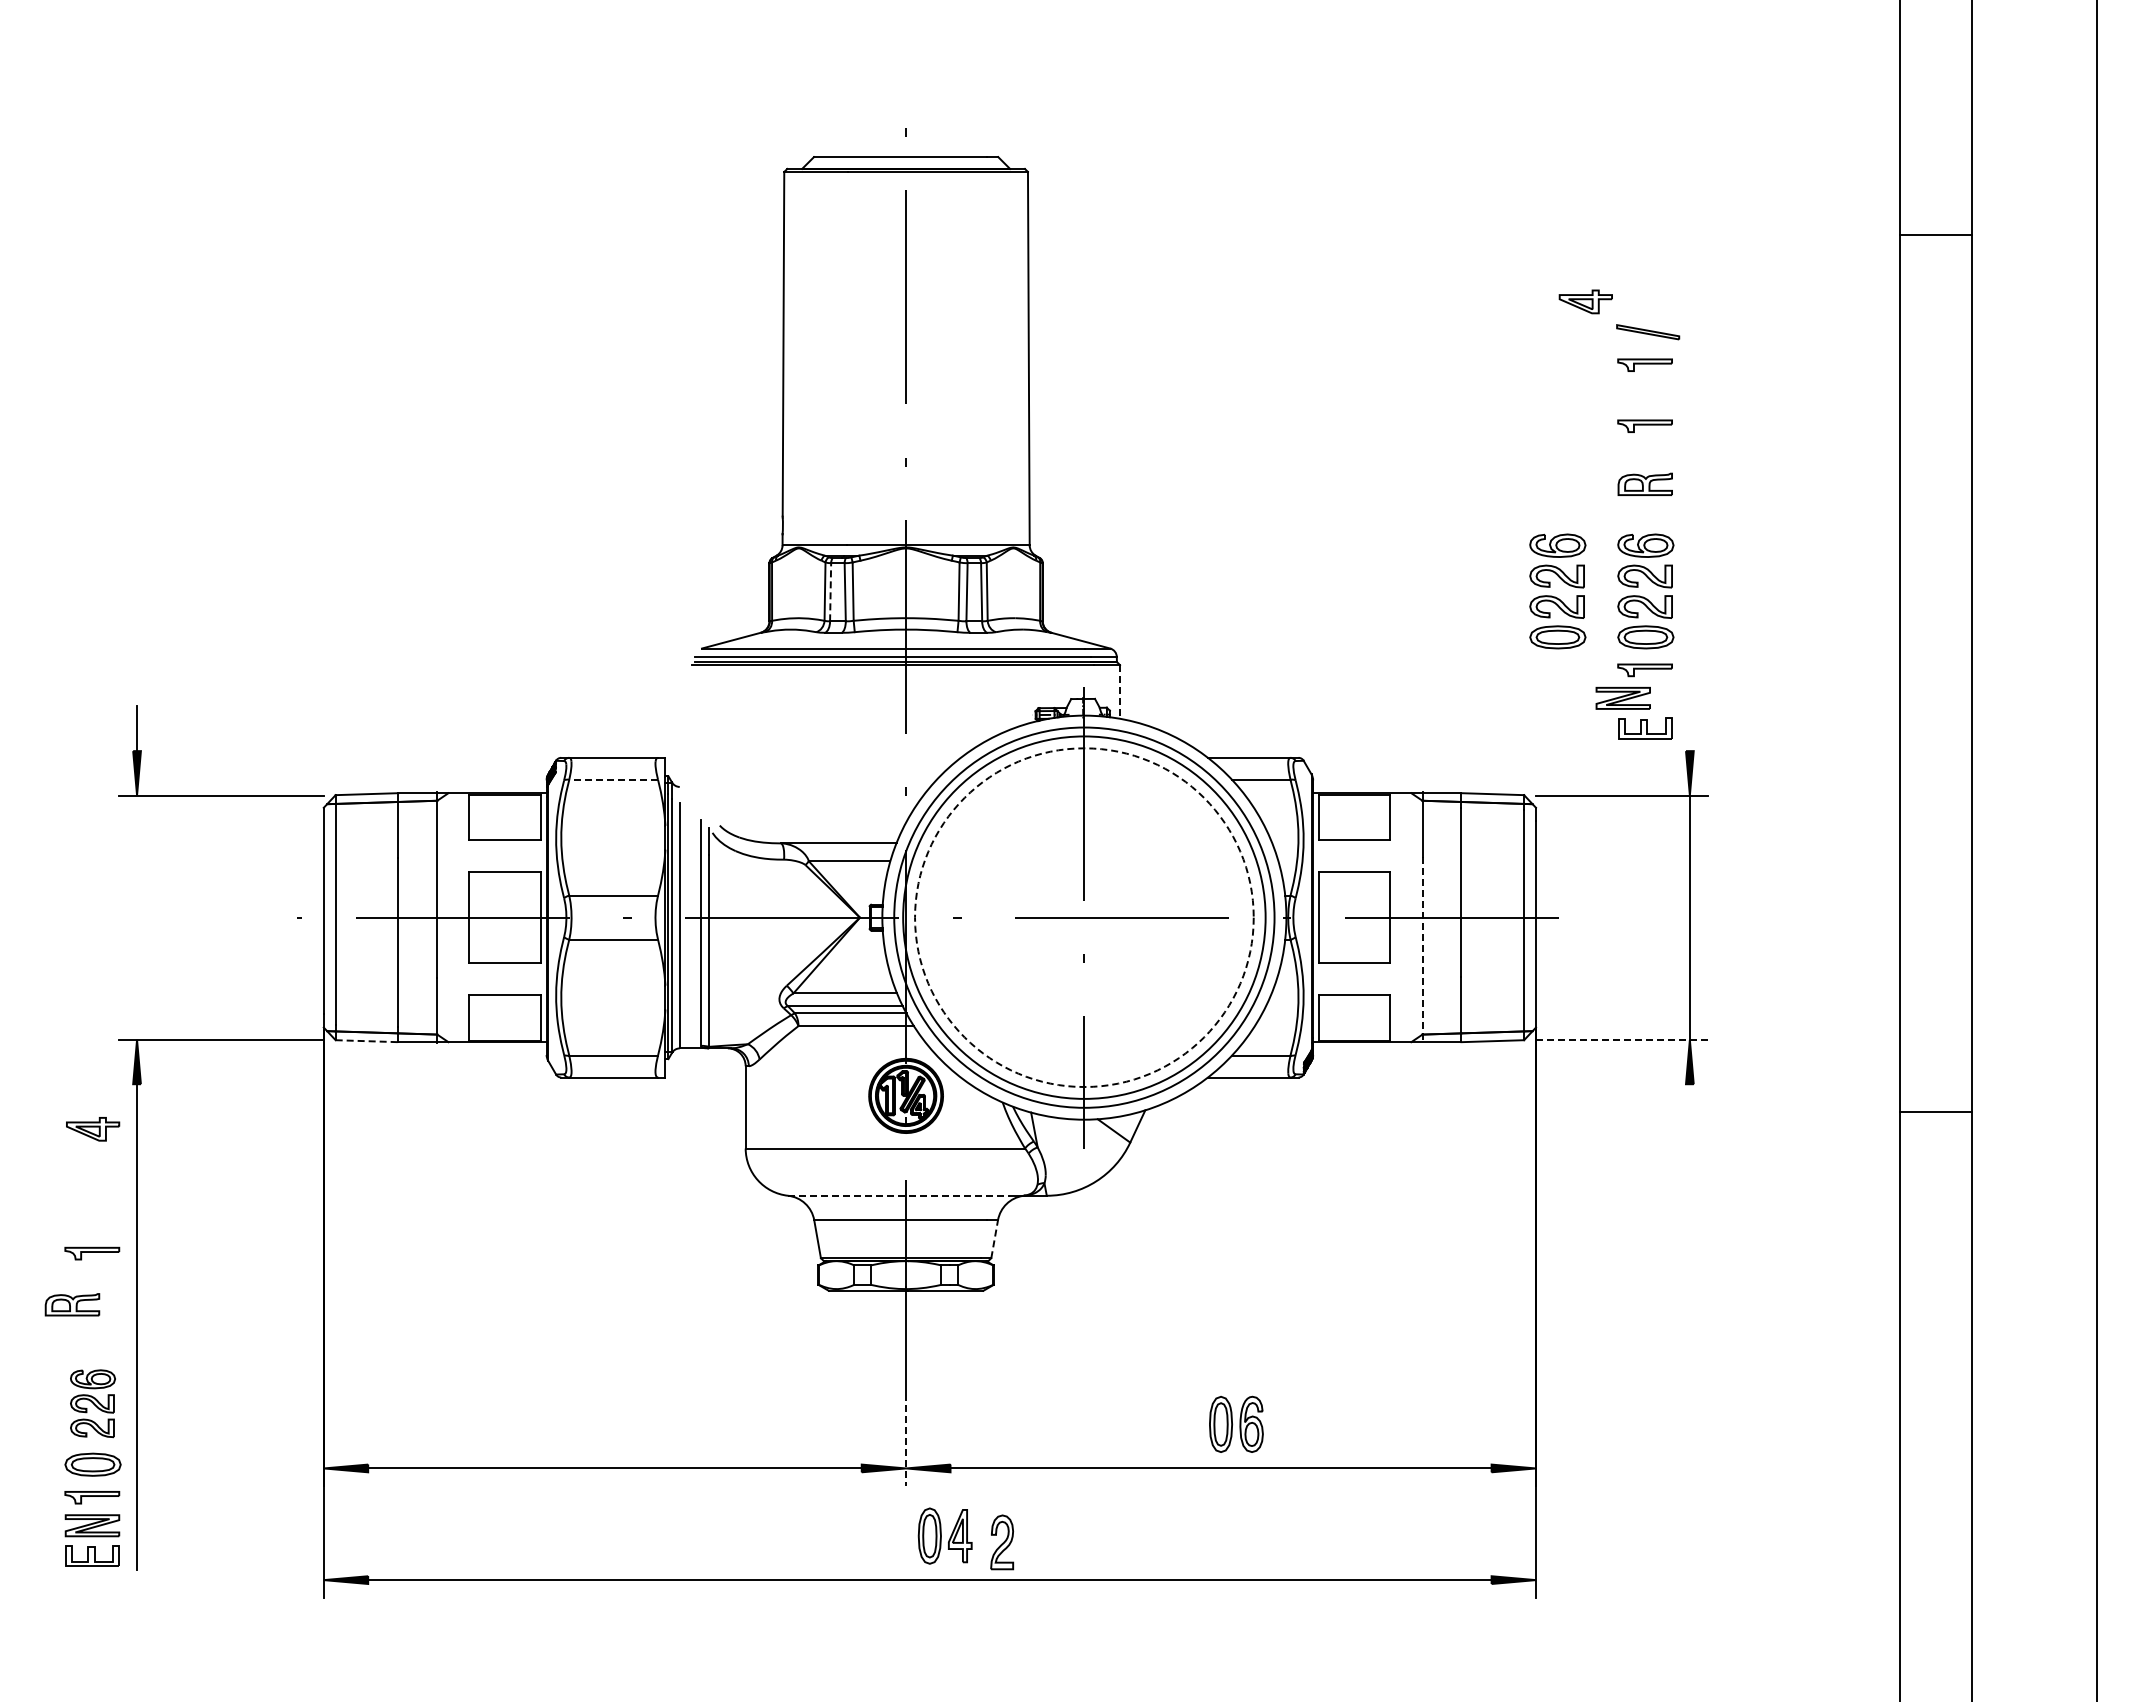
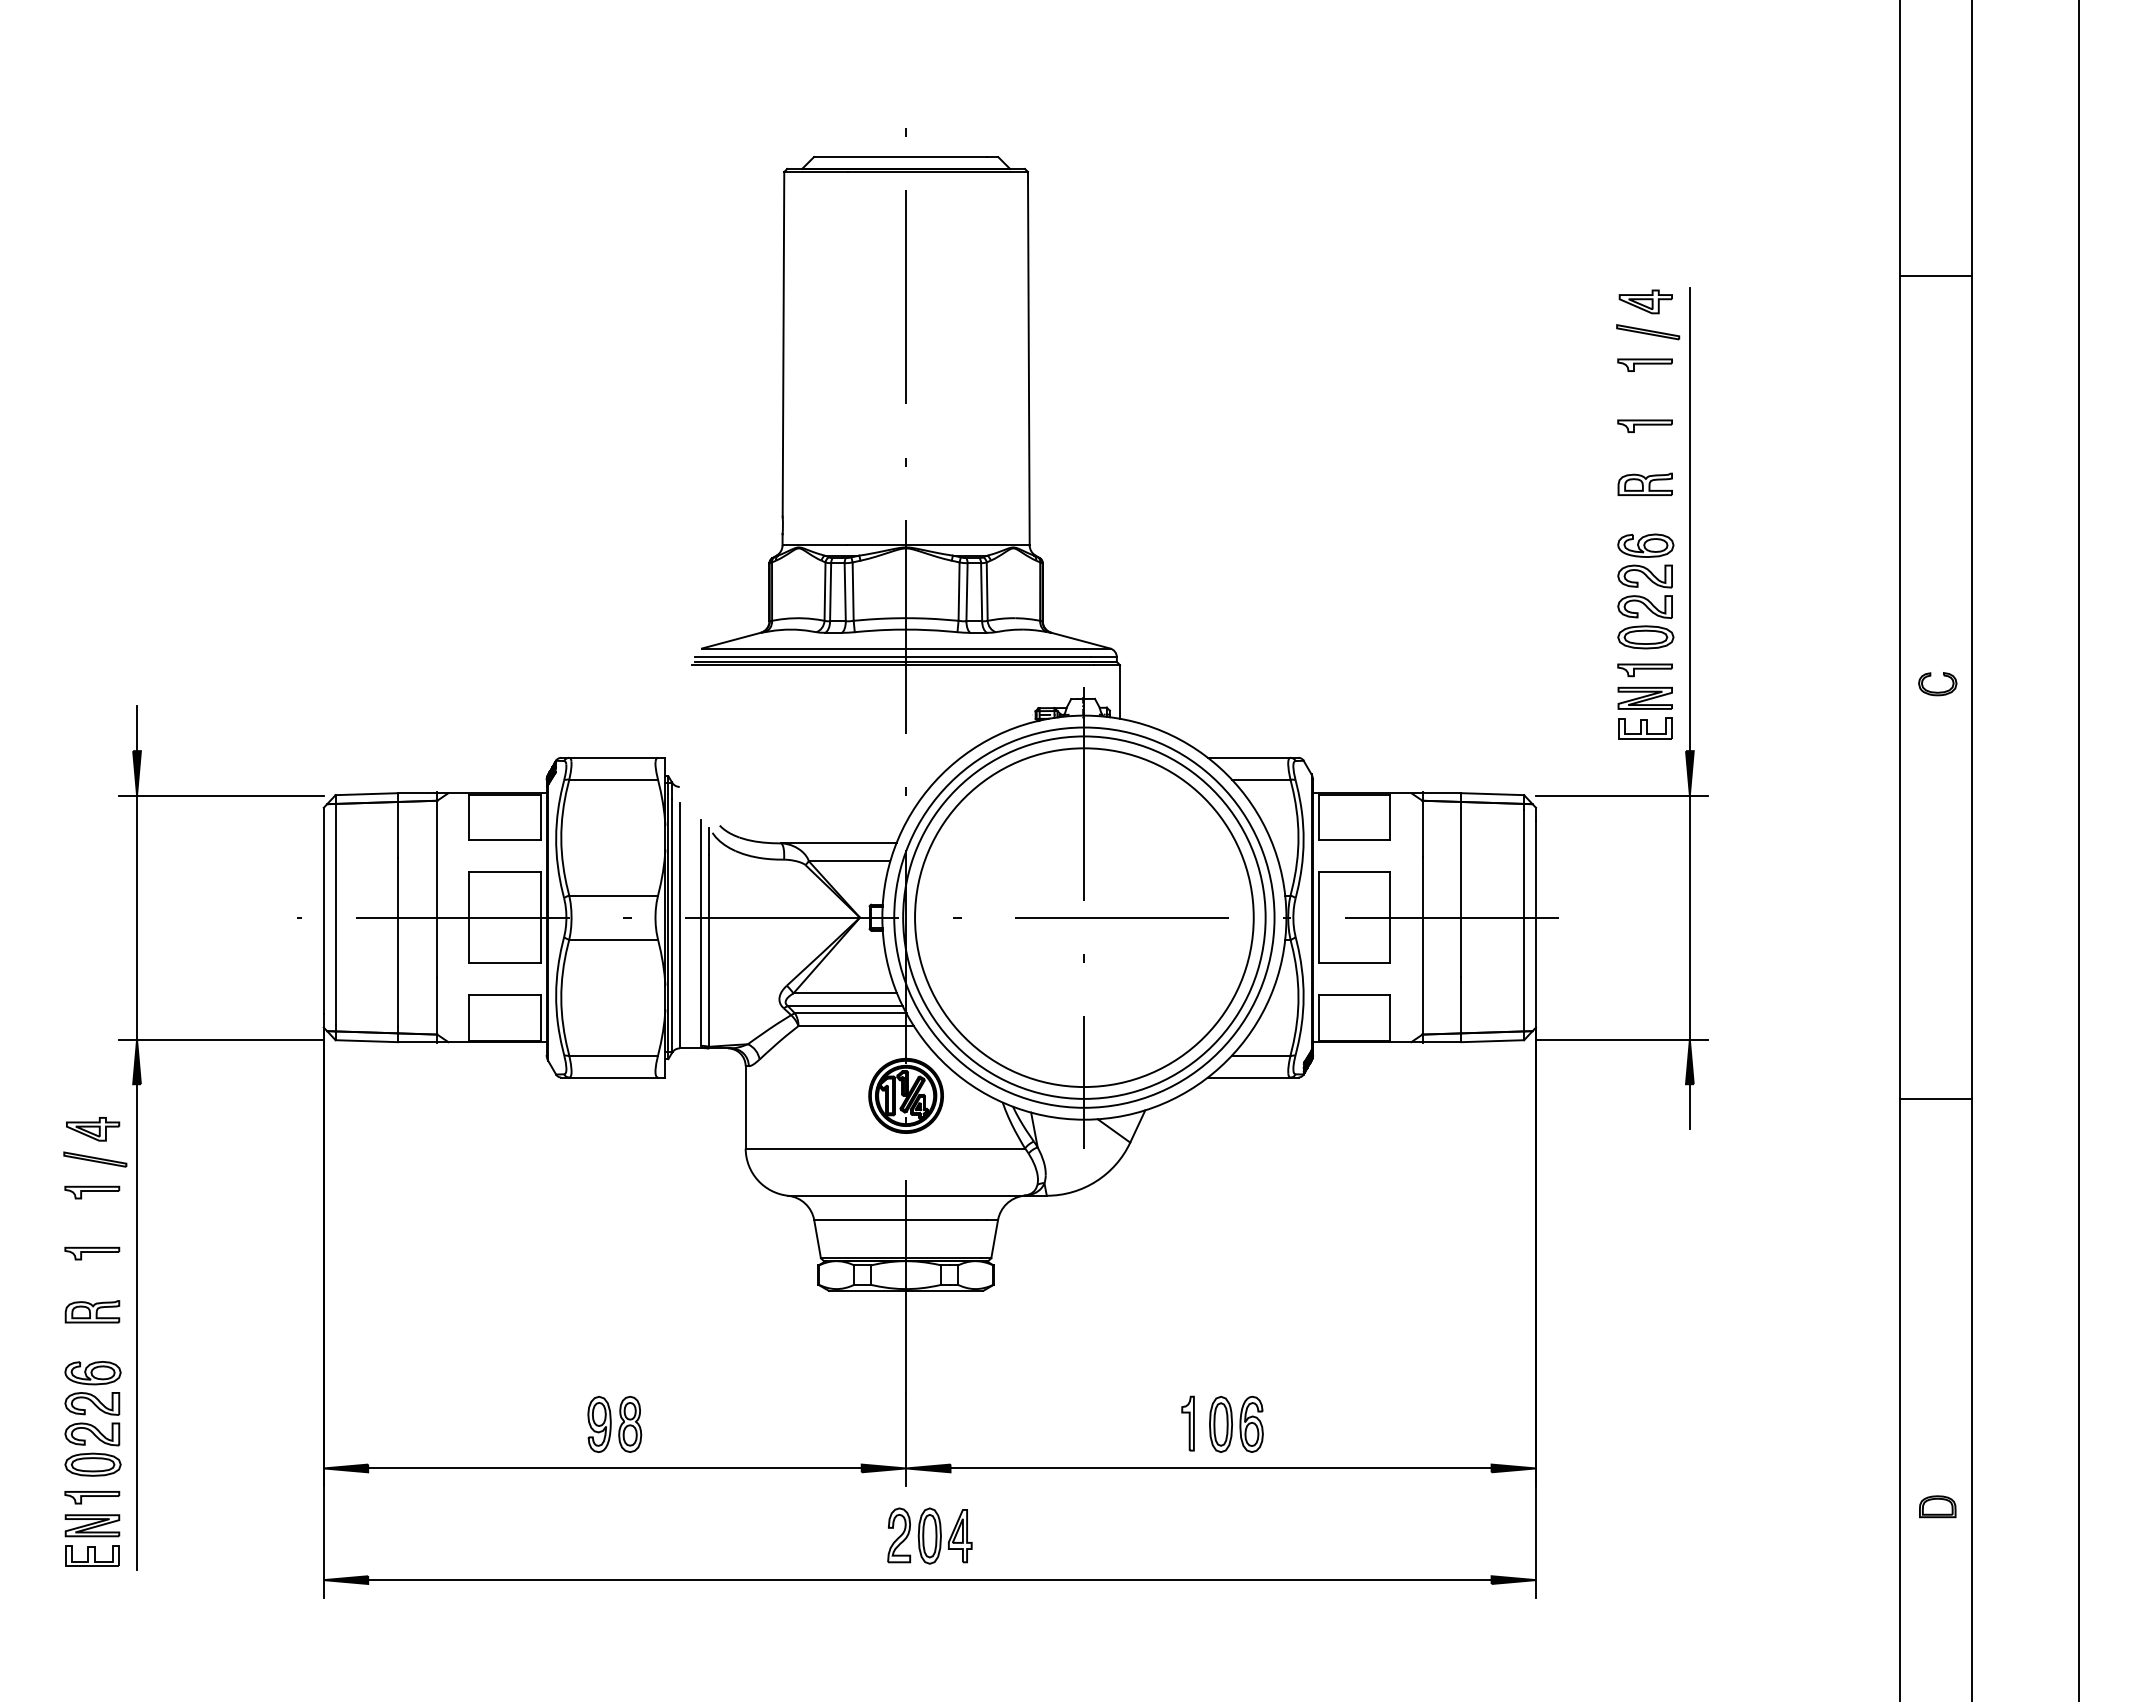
line position: (1935, 234) -> (1935, 275) (1935, 275)
part position: (1585, 301) -> (1645, 301) (1645, 301)
line: none -> present (1689, 519)
line: dashed -> solid (830, 591)
part: present -> none (1557, 591)
line: dashed -> solid (1120, 691)
part: none -> present (1937, 691)
part position: (1622, 698) -> (1644, 698) (1644, 698)
line: dashed -> solid (613, 779)
line position: (2096, 850) -> (2078, 850) (2078, 850)
line: none -> present (137, 917)
circle: dashed -> solid (1084, 917)
line: dashed -> solid (1422, 950)
line: dashed -> solid (1621, 1039)
line: dashed -> solid (367, 1041)
line: none -> present (1689, 1106)
line position: (1935, 1111) -> (1935, 1098) (1935, 1098)
part: none -> present (95, 1159)
part: none -> present (92, 1192)
line: dashed -> solid (898, 1195)
line: dashed -> solid (994, 1238)
part position: (72, 1304) -> (92, 1311) (92, 1311)
part size: 46x70 px -> 58x86 px (92, 1403)
part: none -> present (614, 1423)
part: none -> present (1187, 1423)
line: dashed -> solid (906, 1440)
part: none -> present (1937, 1506)
part position: (1002, 1542) -> (899, 1535) (899, 1535)
